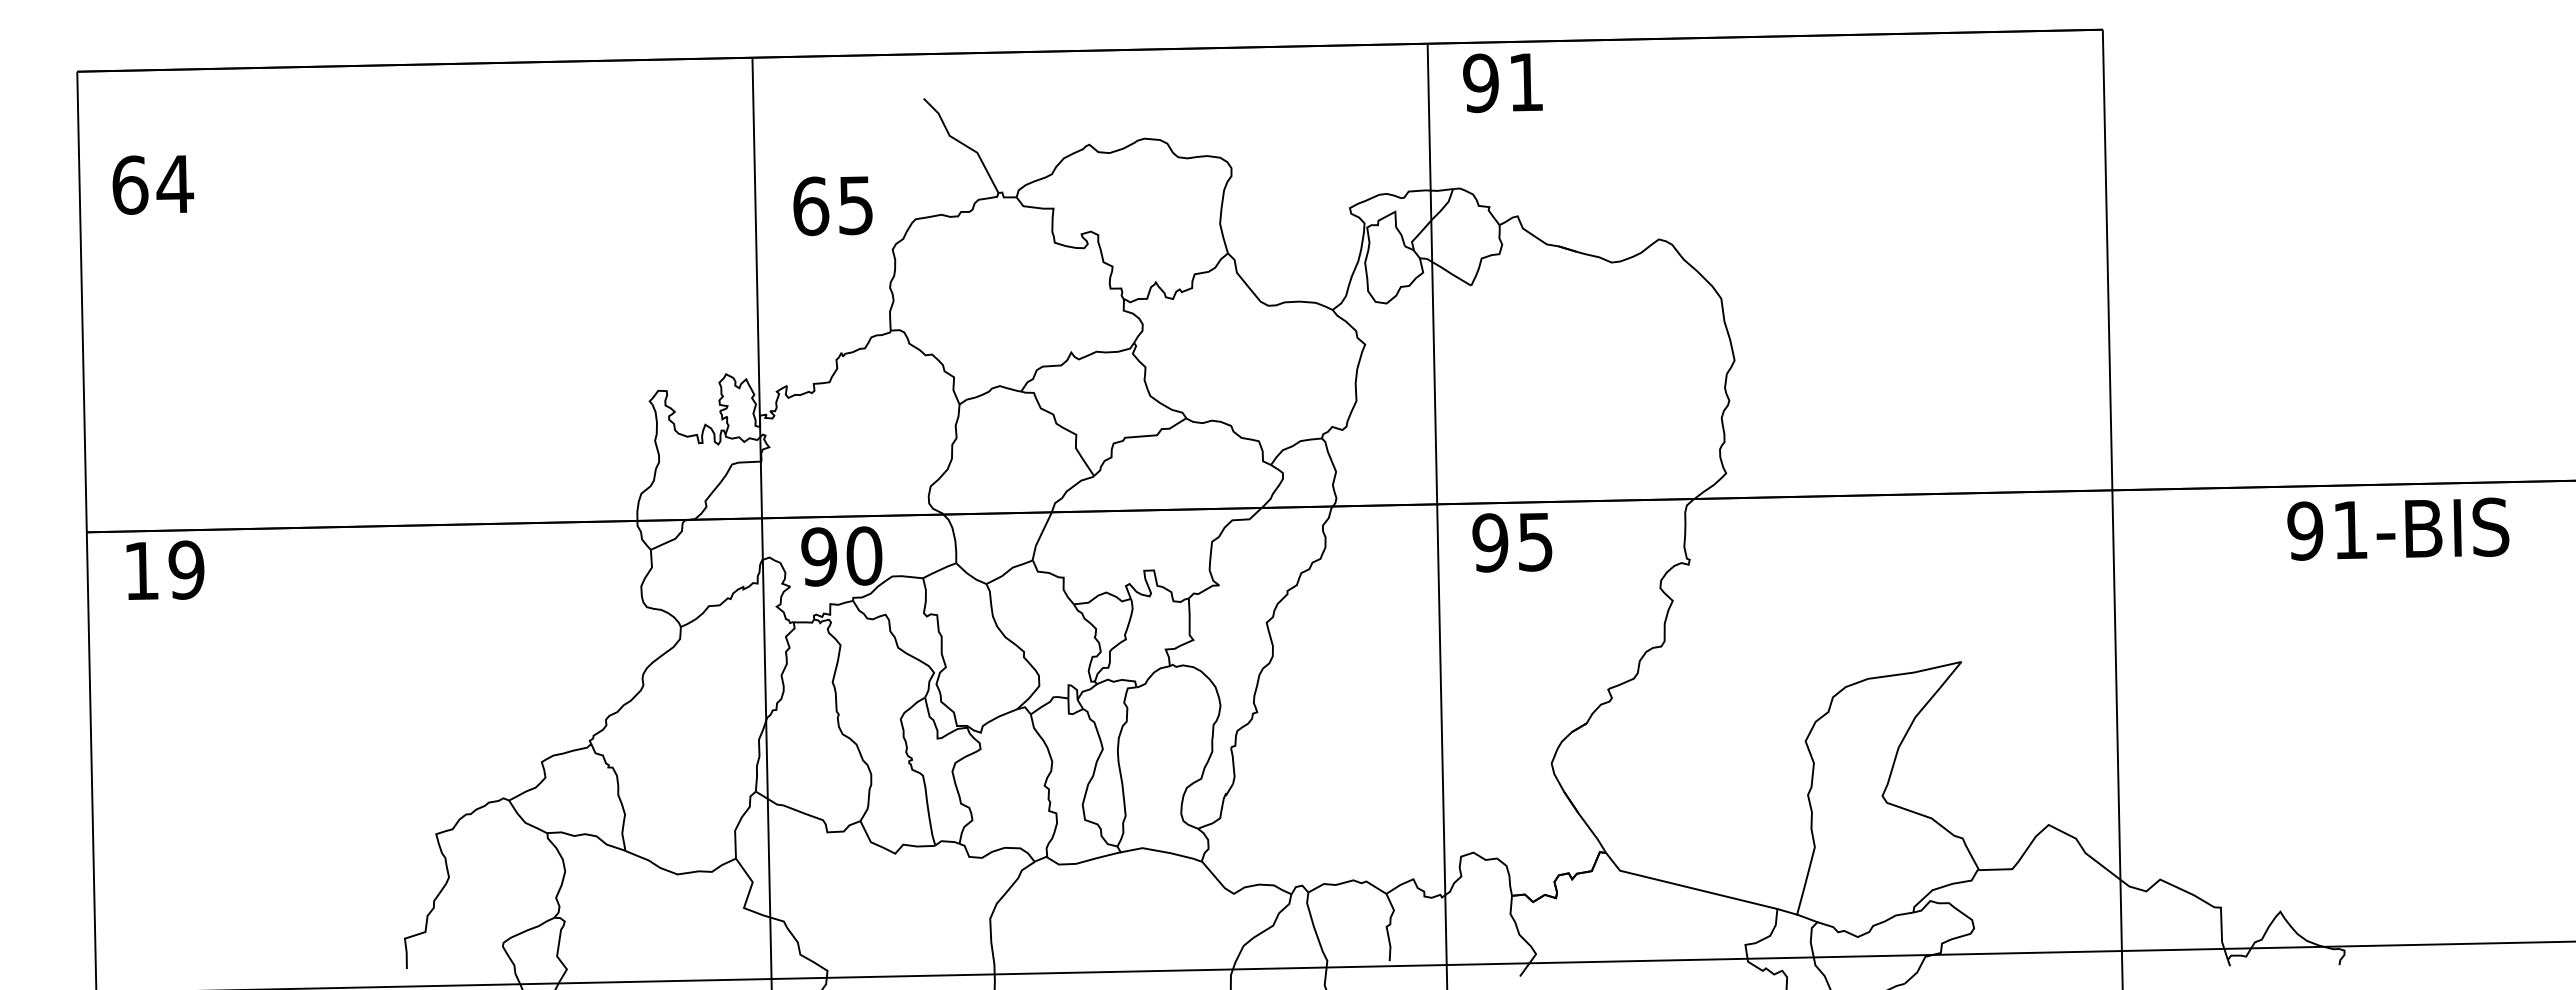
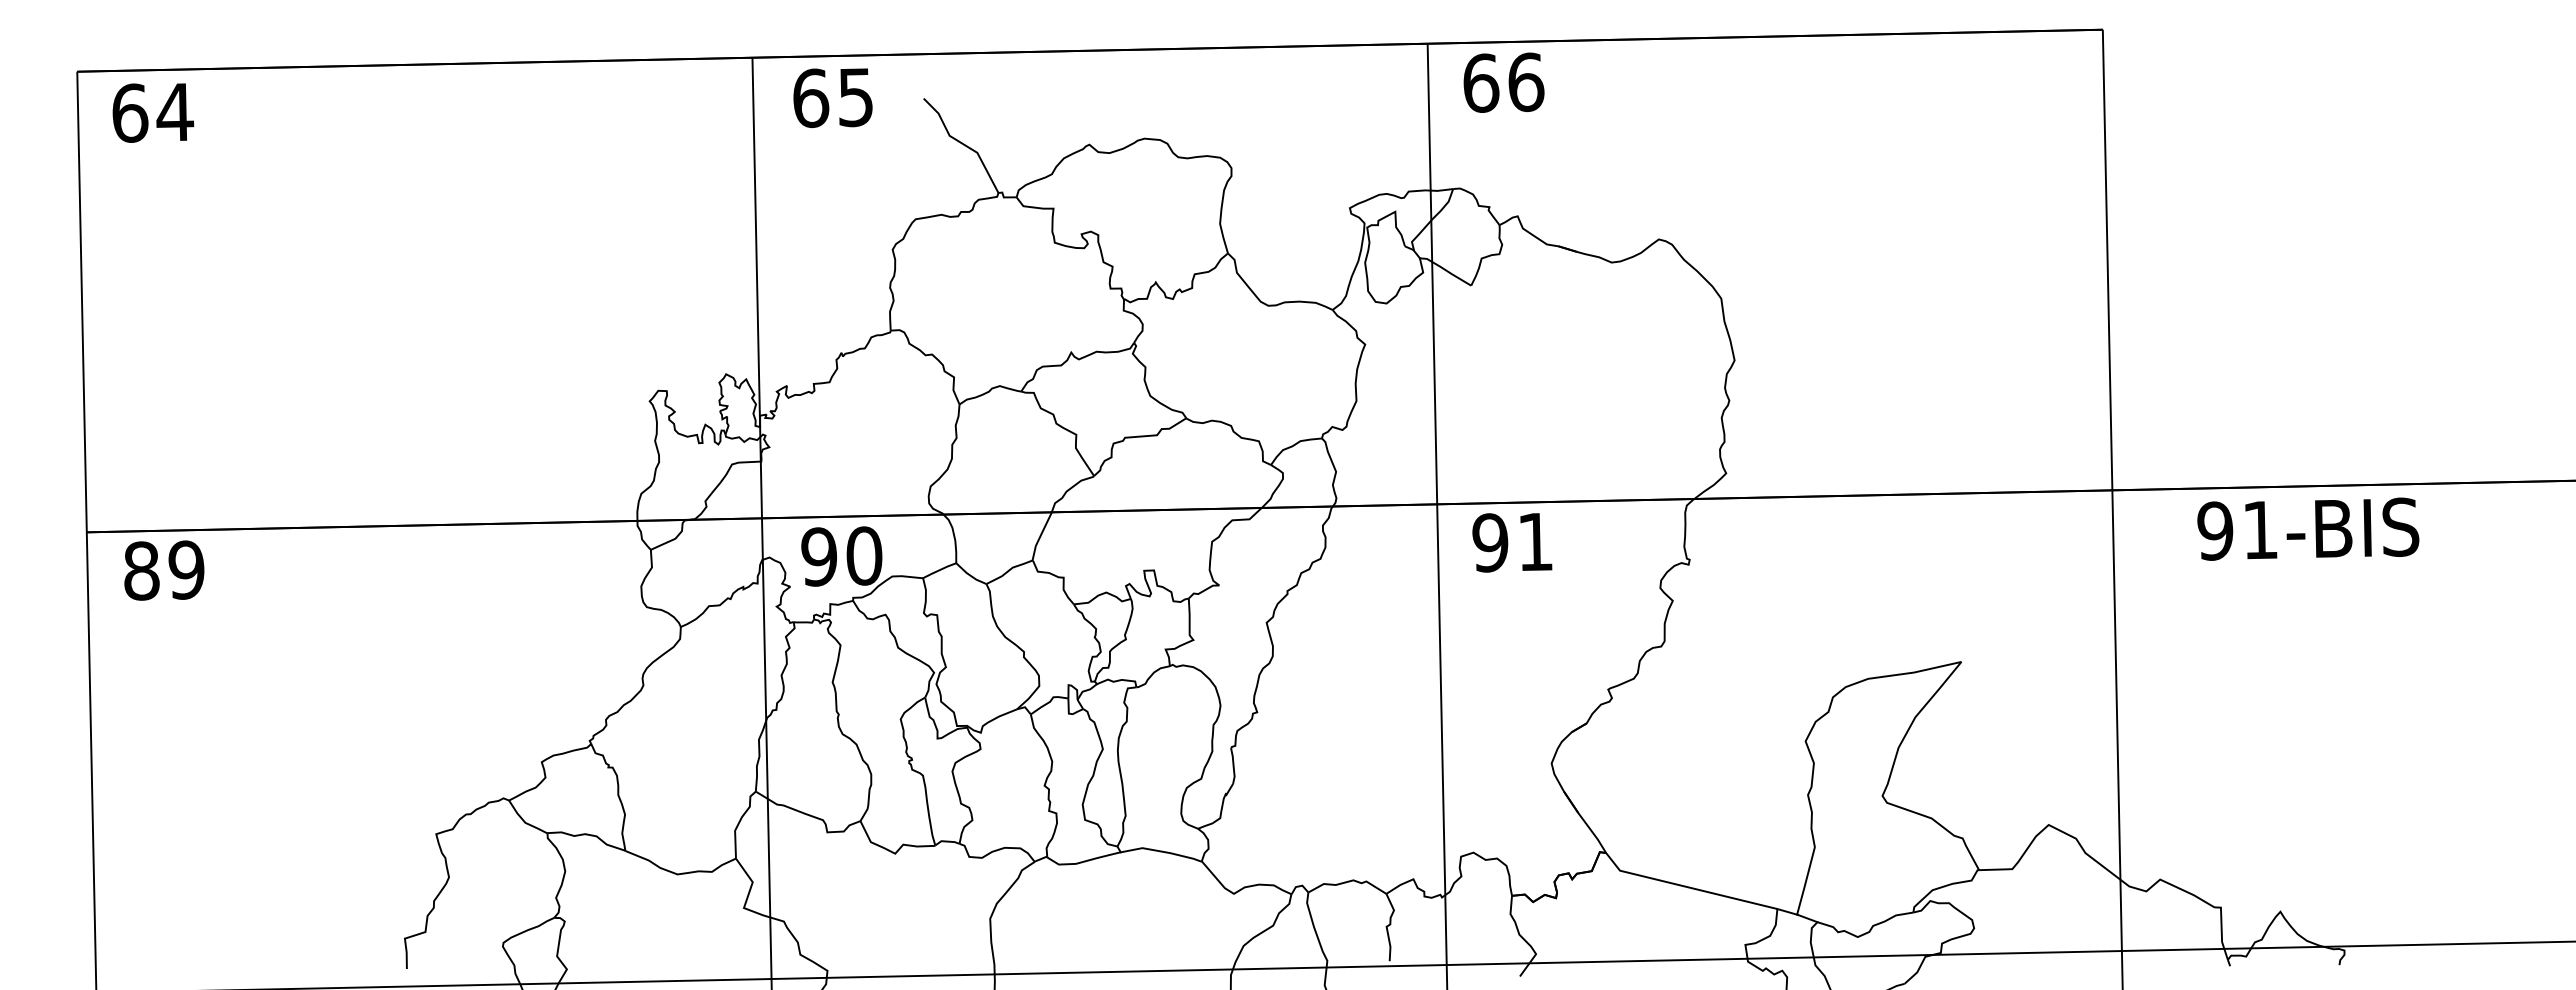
text: 91 -> 66 (1503, 82)
text position: (153, 184) -> (153, 112) (153, 112)
text position: (832, 206) -> (832, 98) (832, 98)
text position: (2398, 528) -> (2308, 528) (2308, 528)
text: 95 -> 91 (1535, 542)
text: 19 -> 89 (141, 570)
